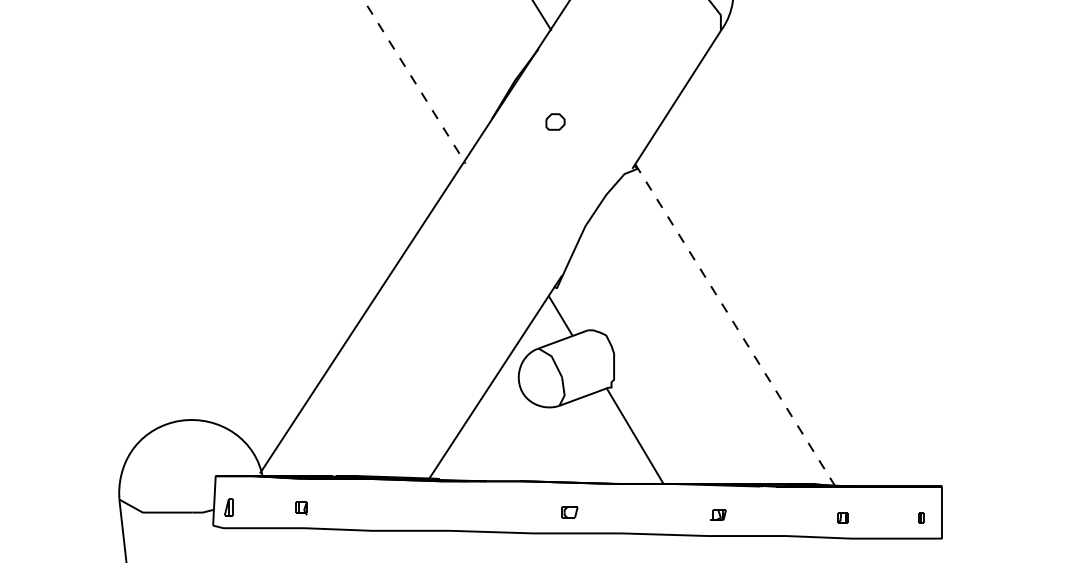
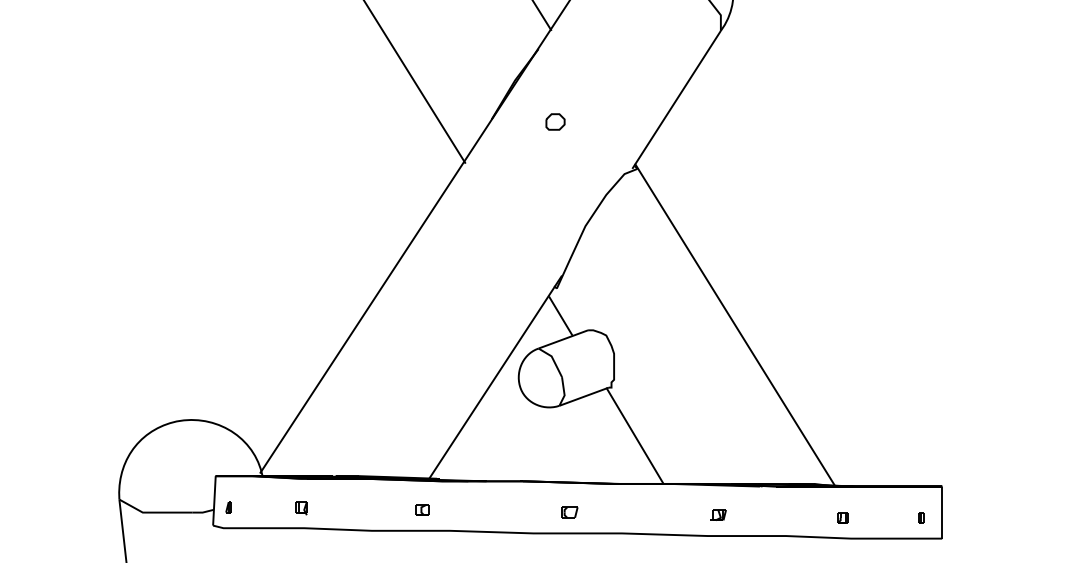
line: dashed -> solid (414, 82)
line: dashed -> solid (734, 324)
part size: 10x19 px -> 7x13 px (228, 507)
part: none -> present (422, 509)
